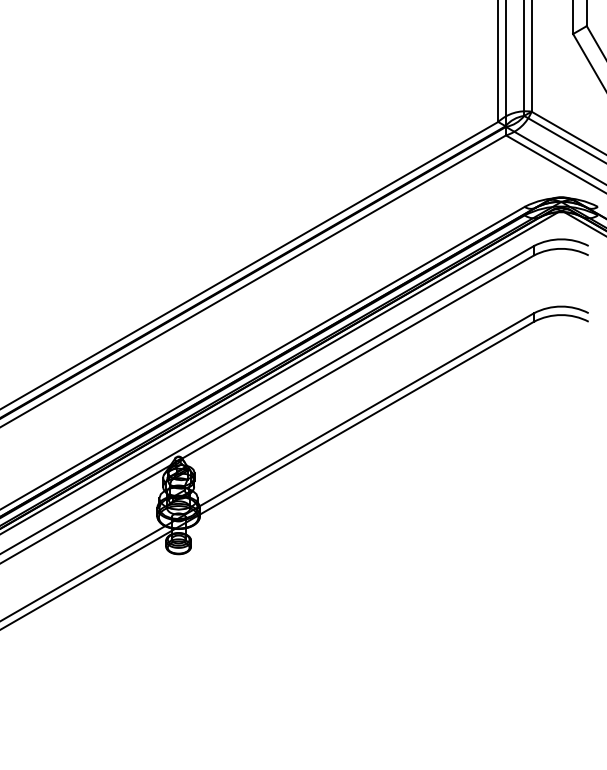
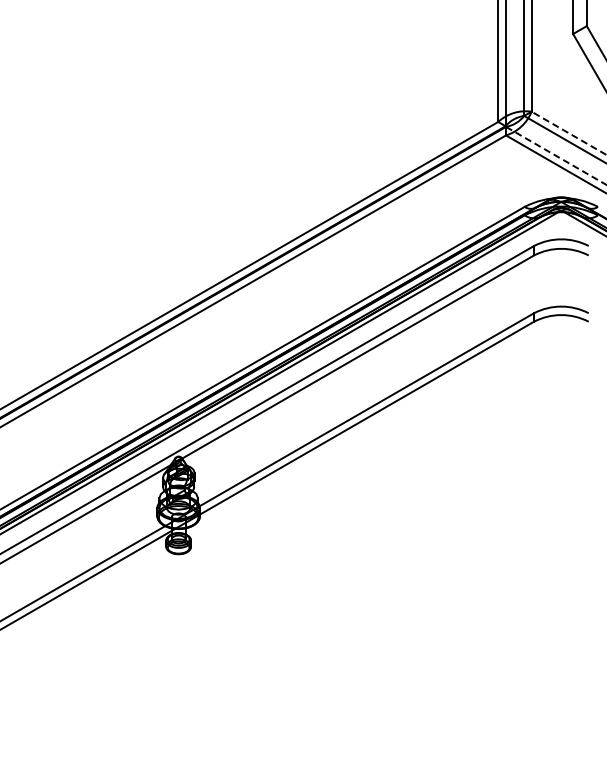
line: solid -> dashed (568, 133)
line: solid -> dashed (556, 155)
